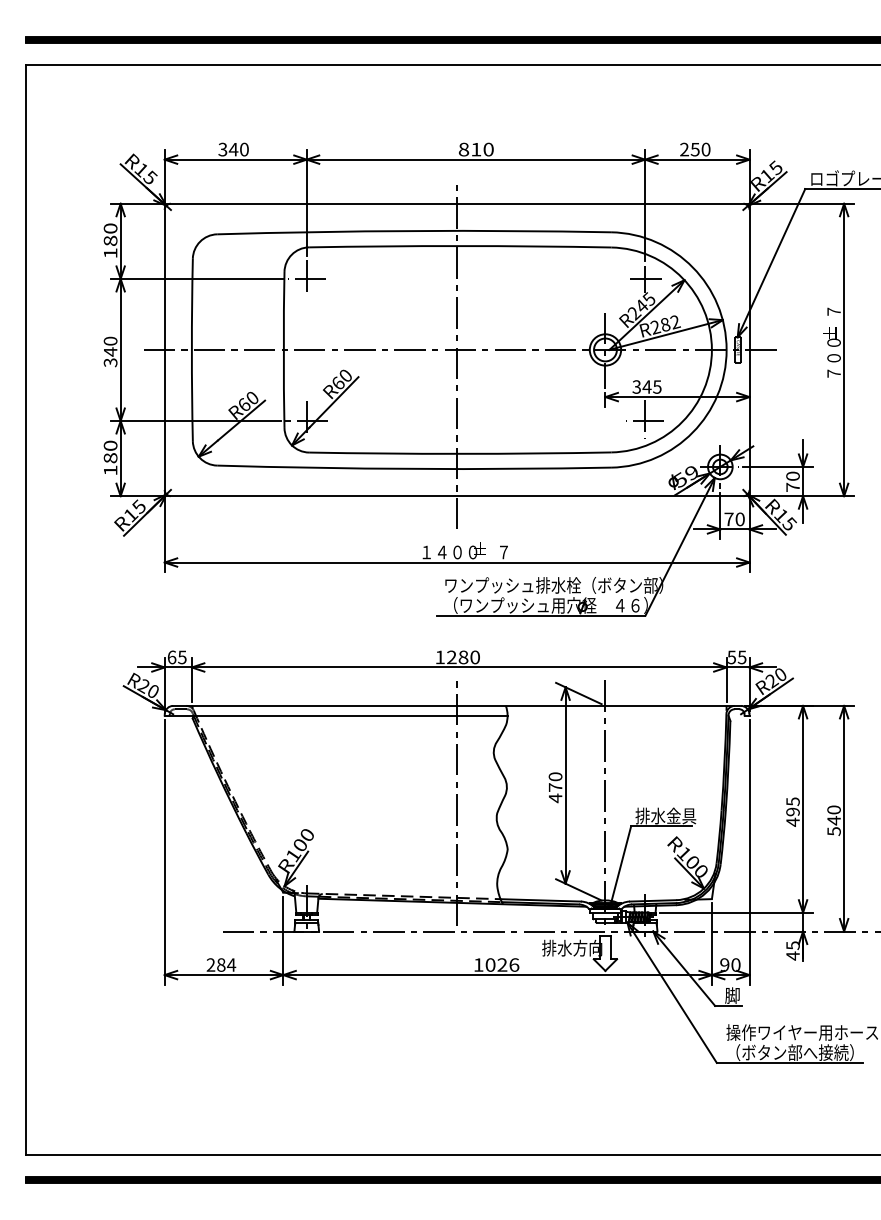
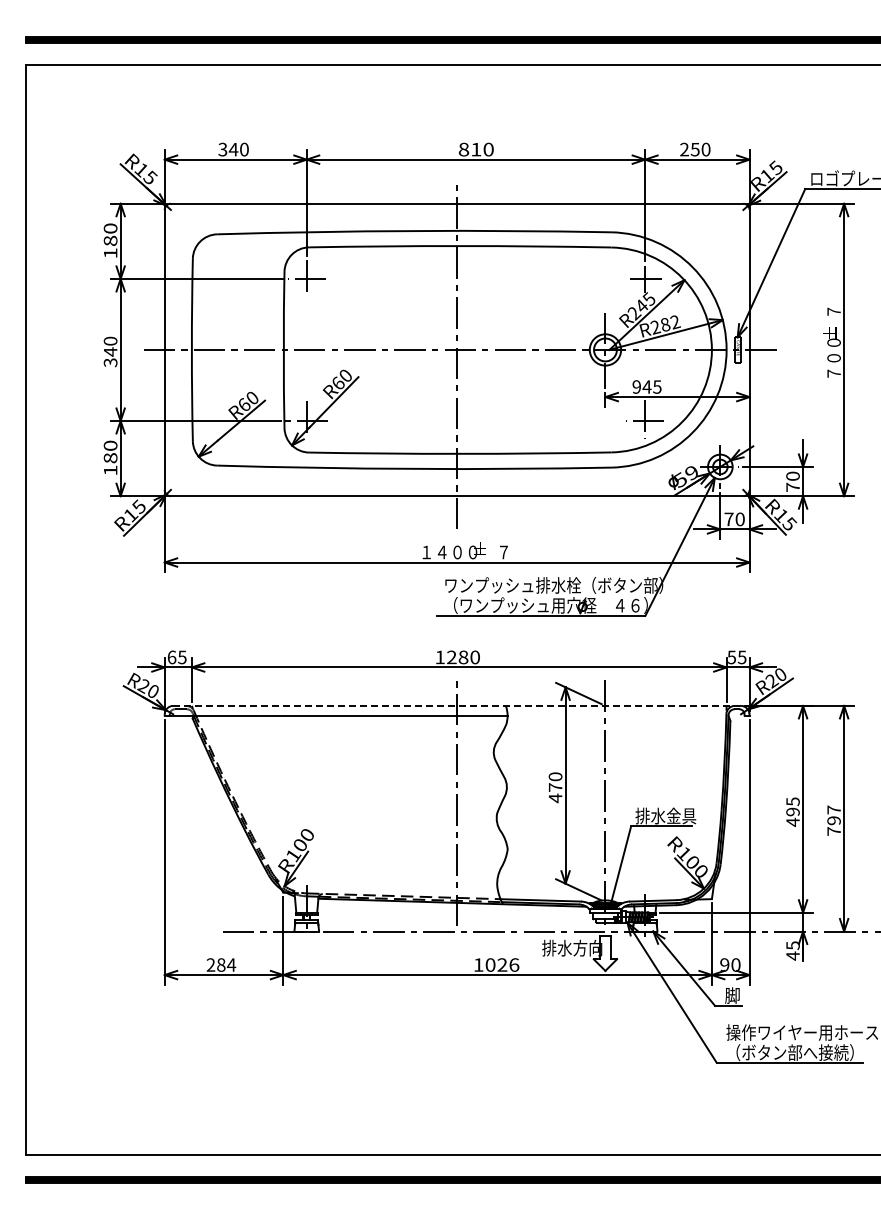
text: 345 -> 945 (636, 386)
line: solid -> dashed (457, 705)
text: 540 -> 797 (833, 820)
